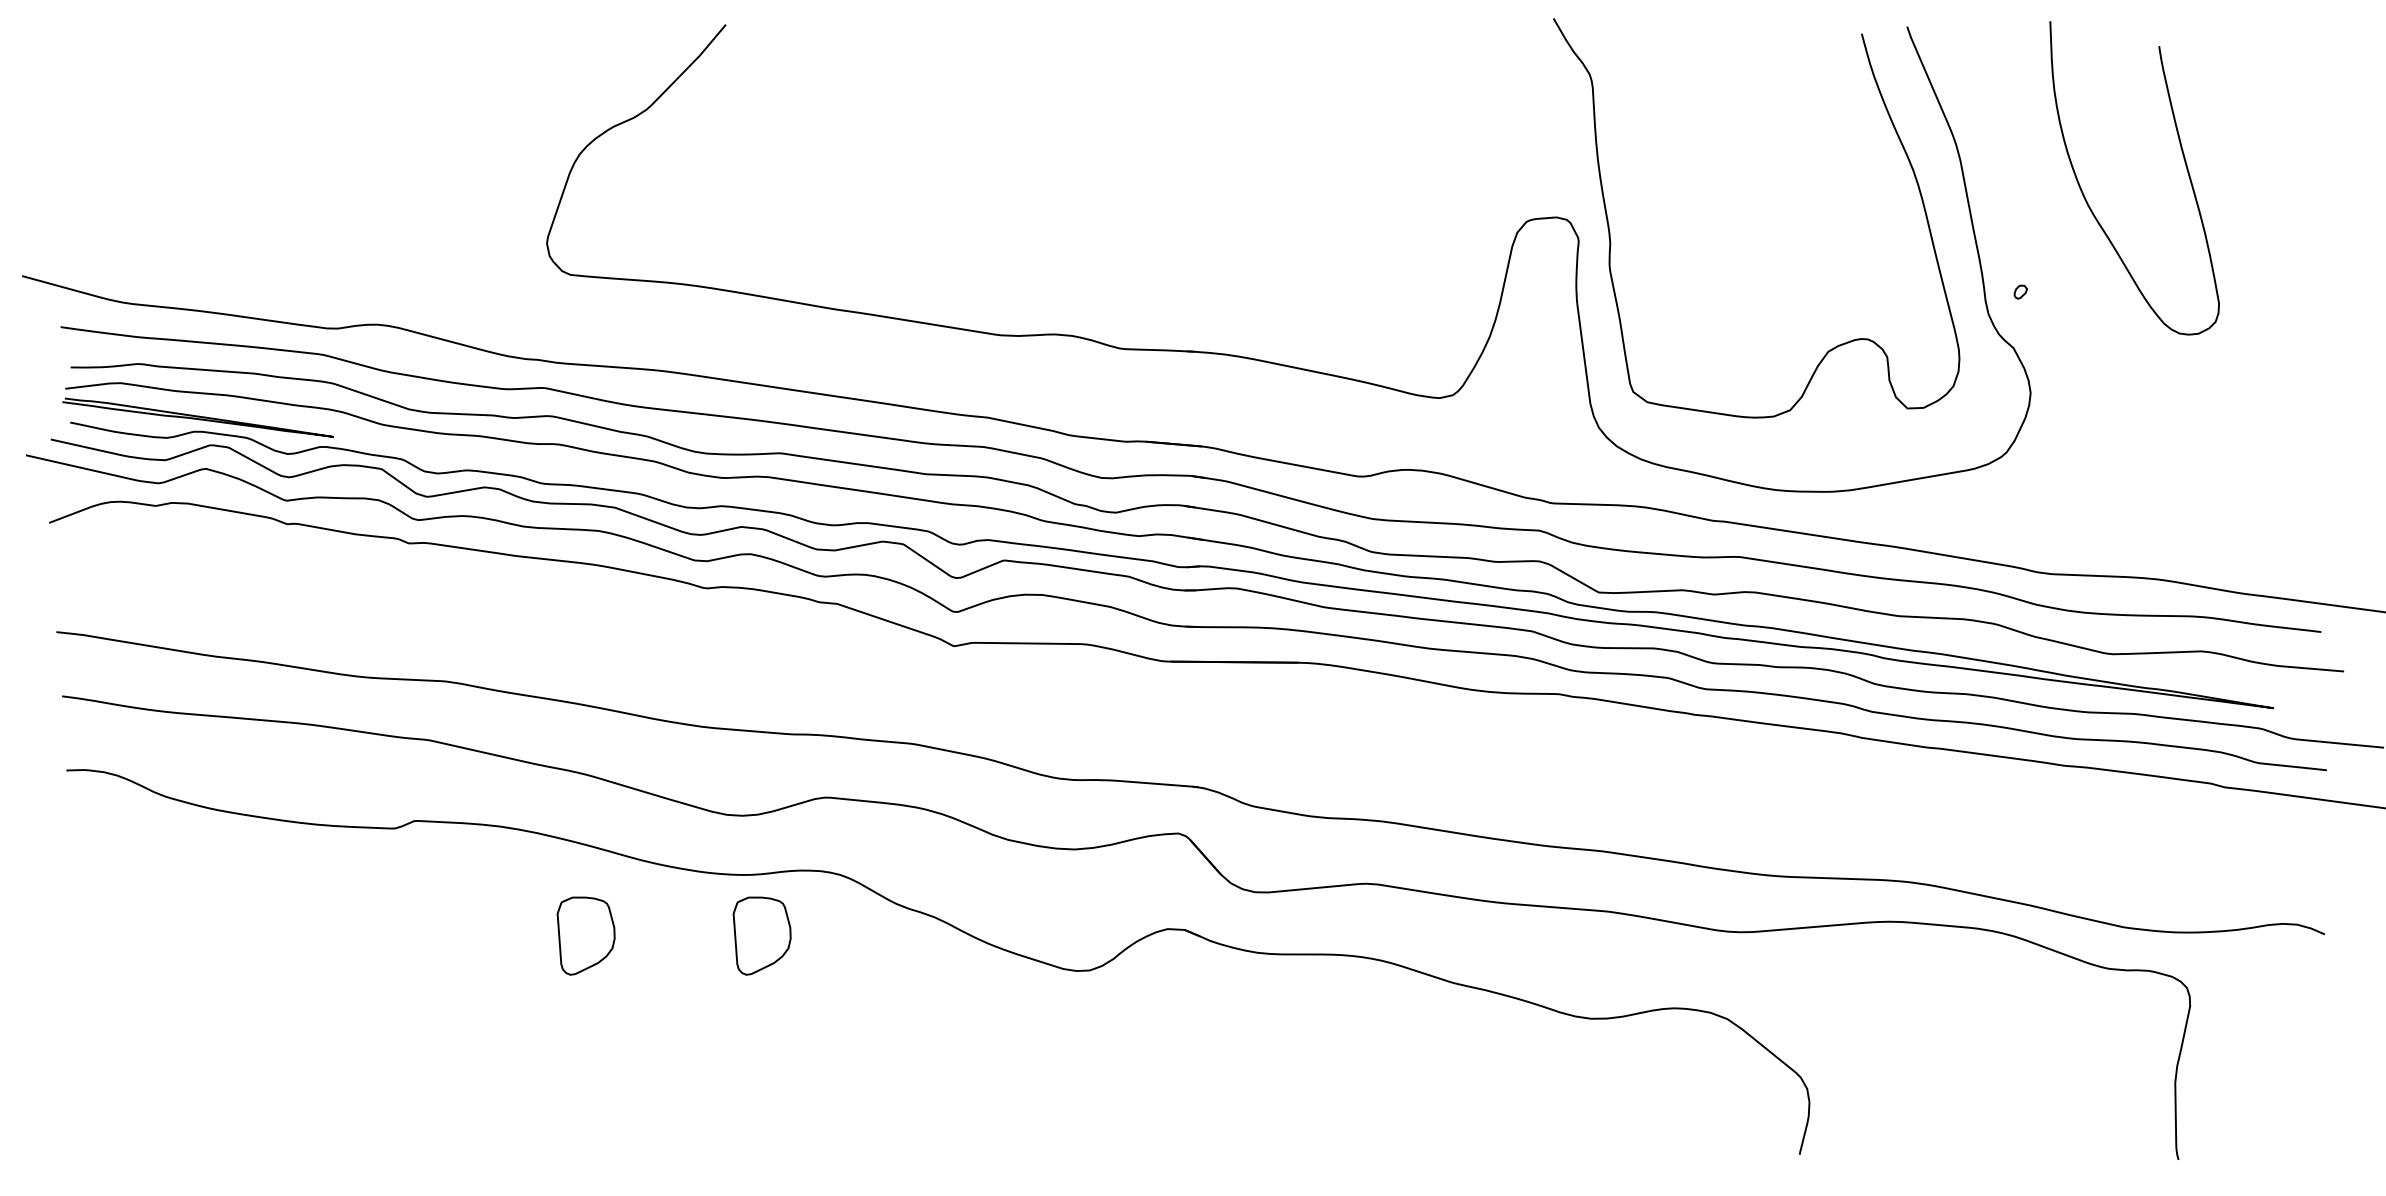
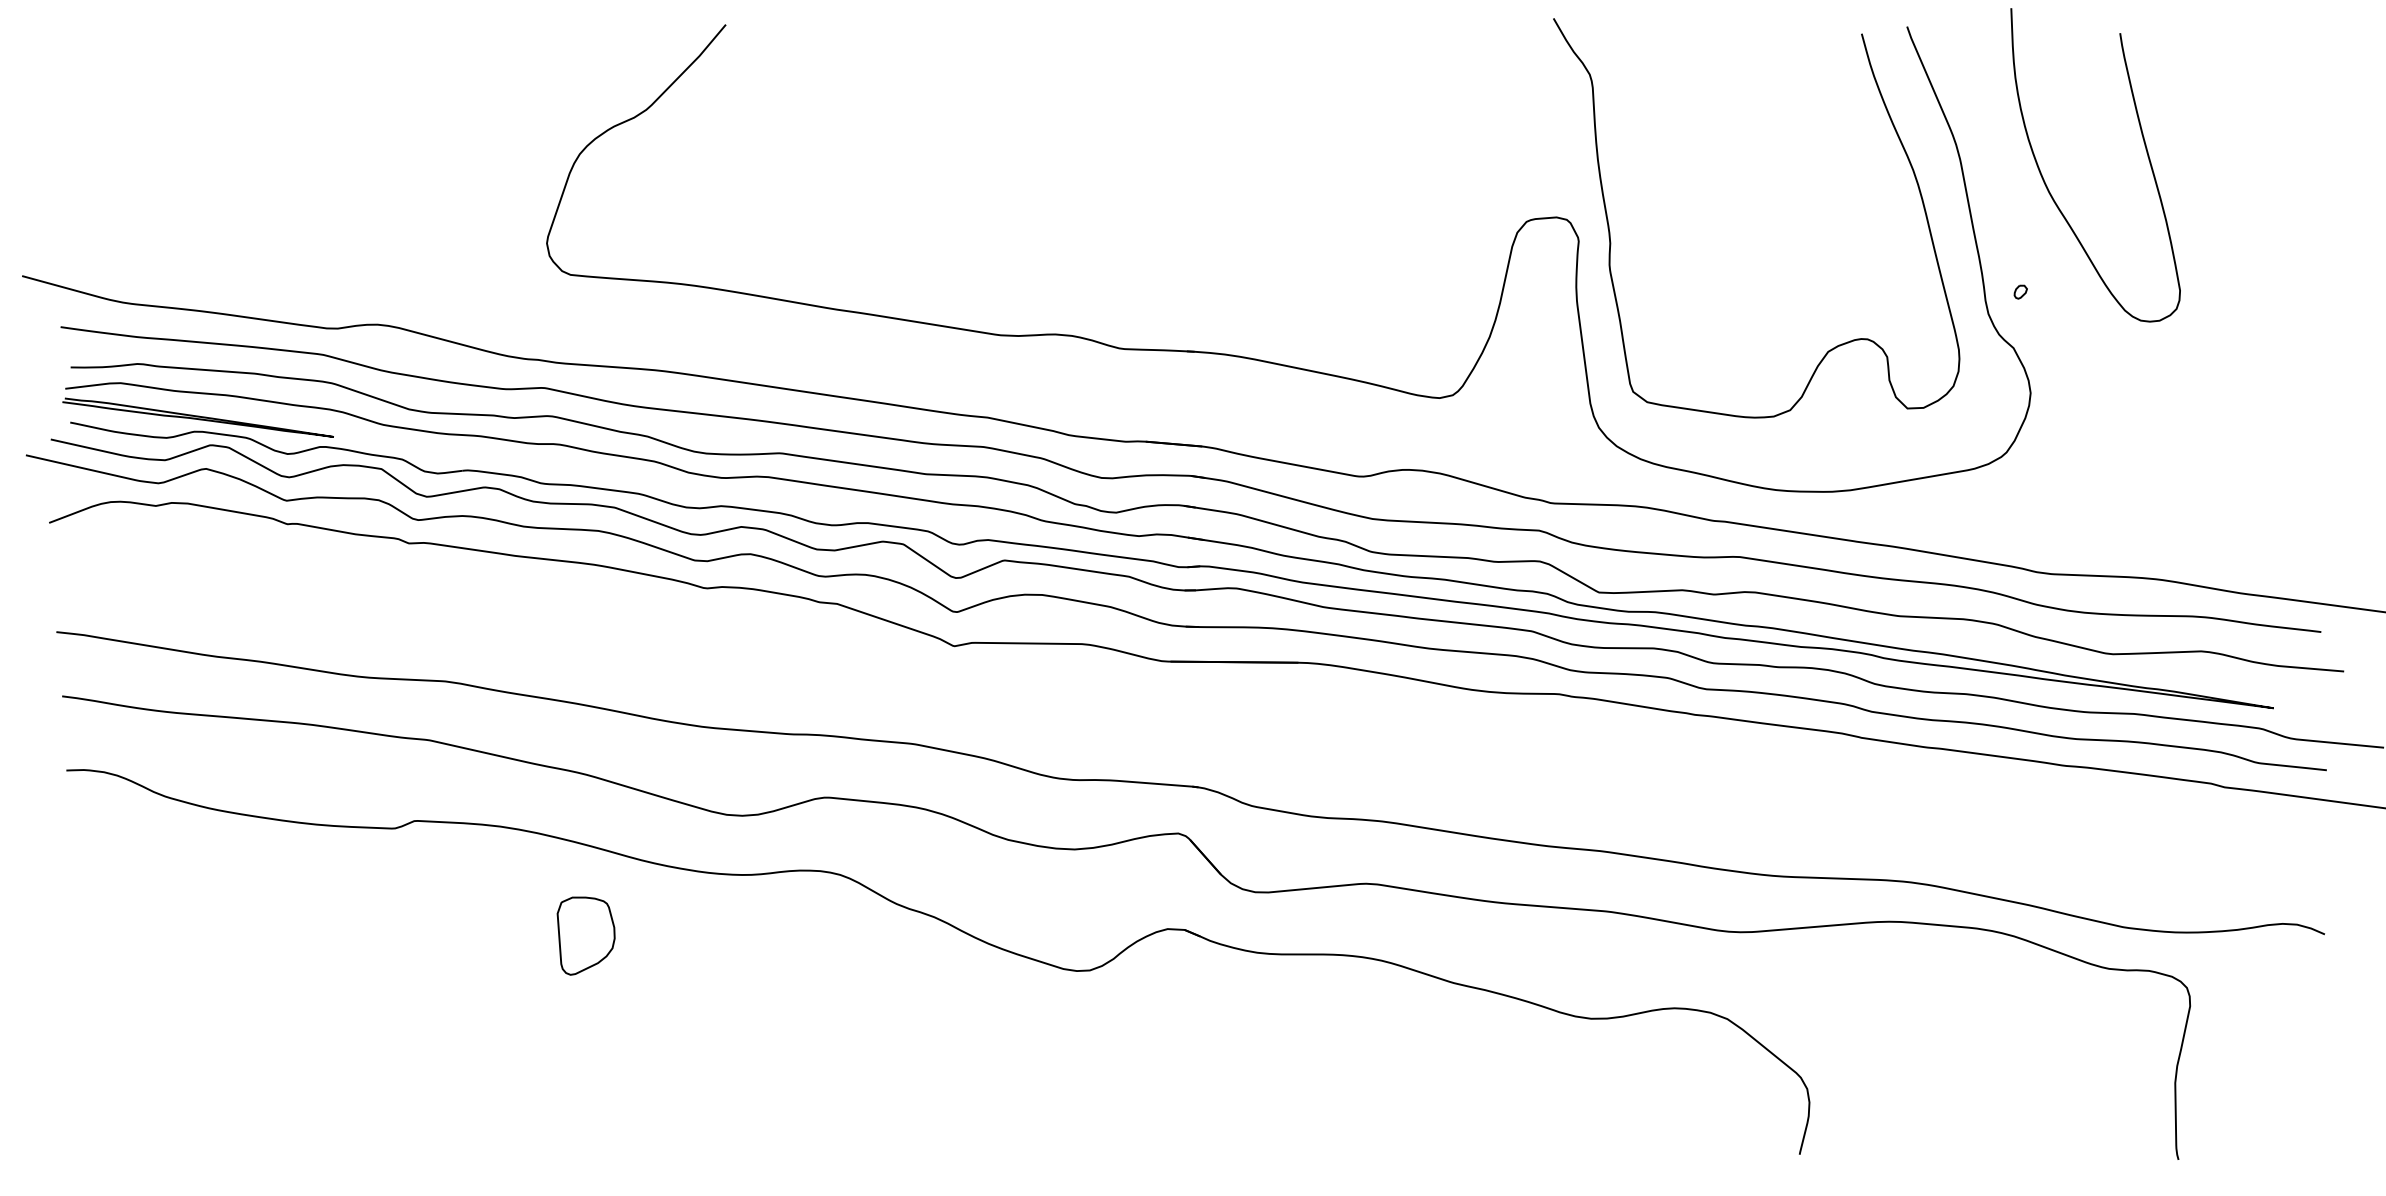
curve position: (2087, 201) -> (2048, 188) (2048, 188)
part: present -> none (761, 935)
